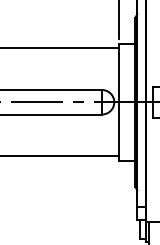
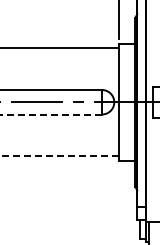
line: solid -> dashed (51, 114)
line: solid -> dashed (59, 156)
